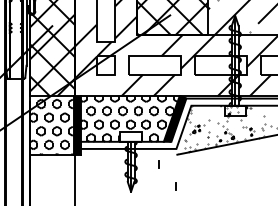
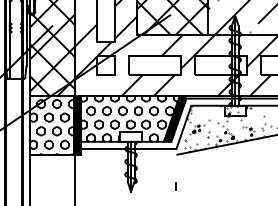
line: present -> none (158, 164)
